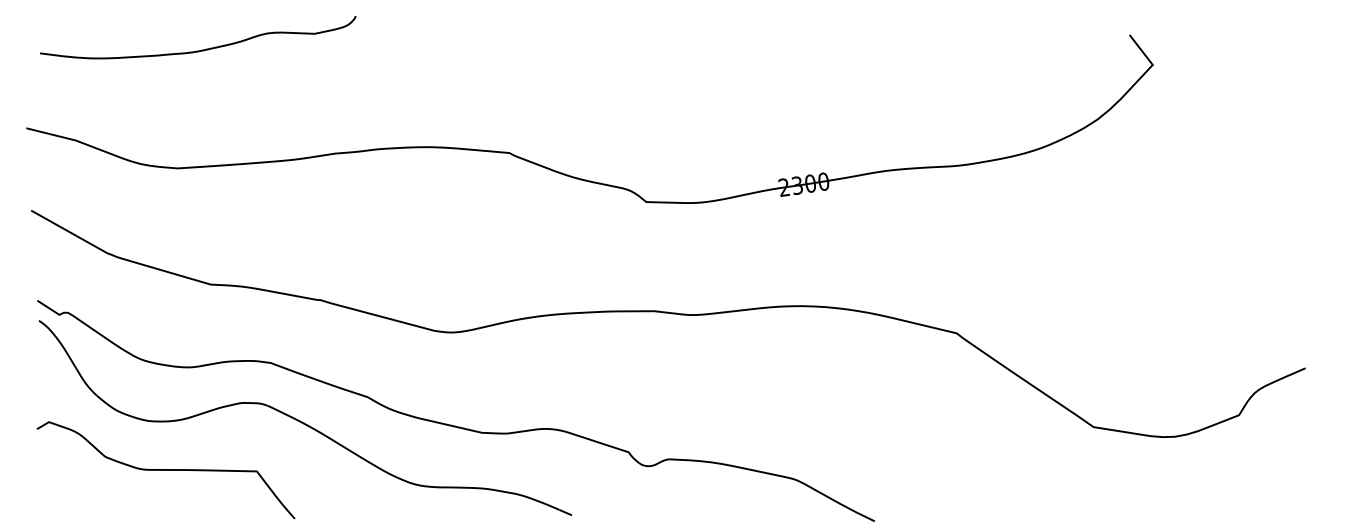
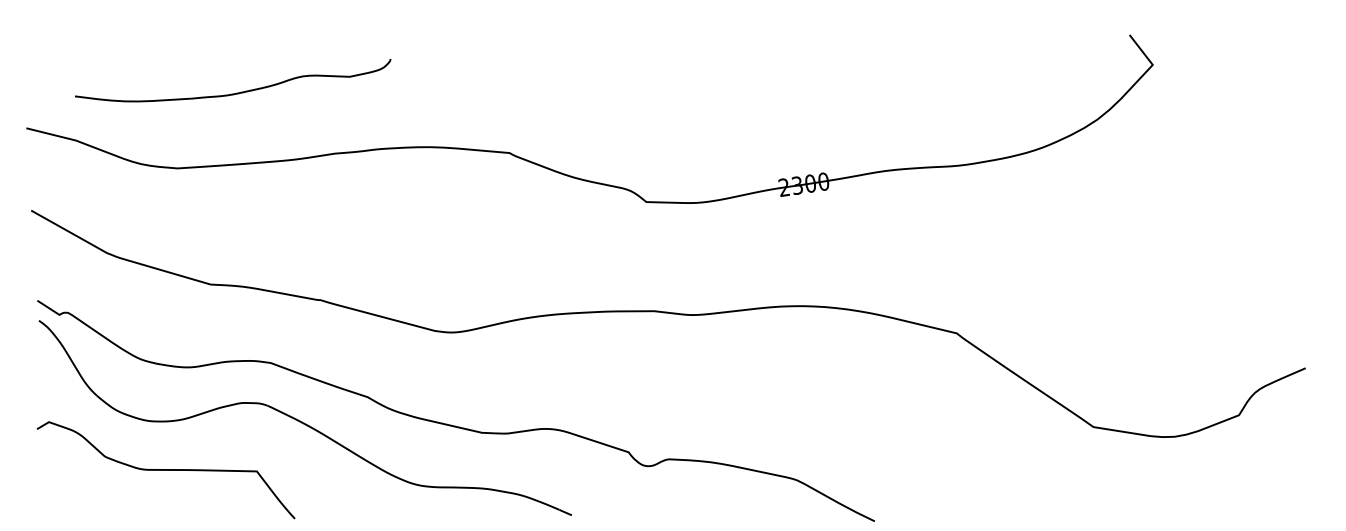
curve position: (201, 49) -> (236, 92) (236, 92)
